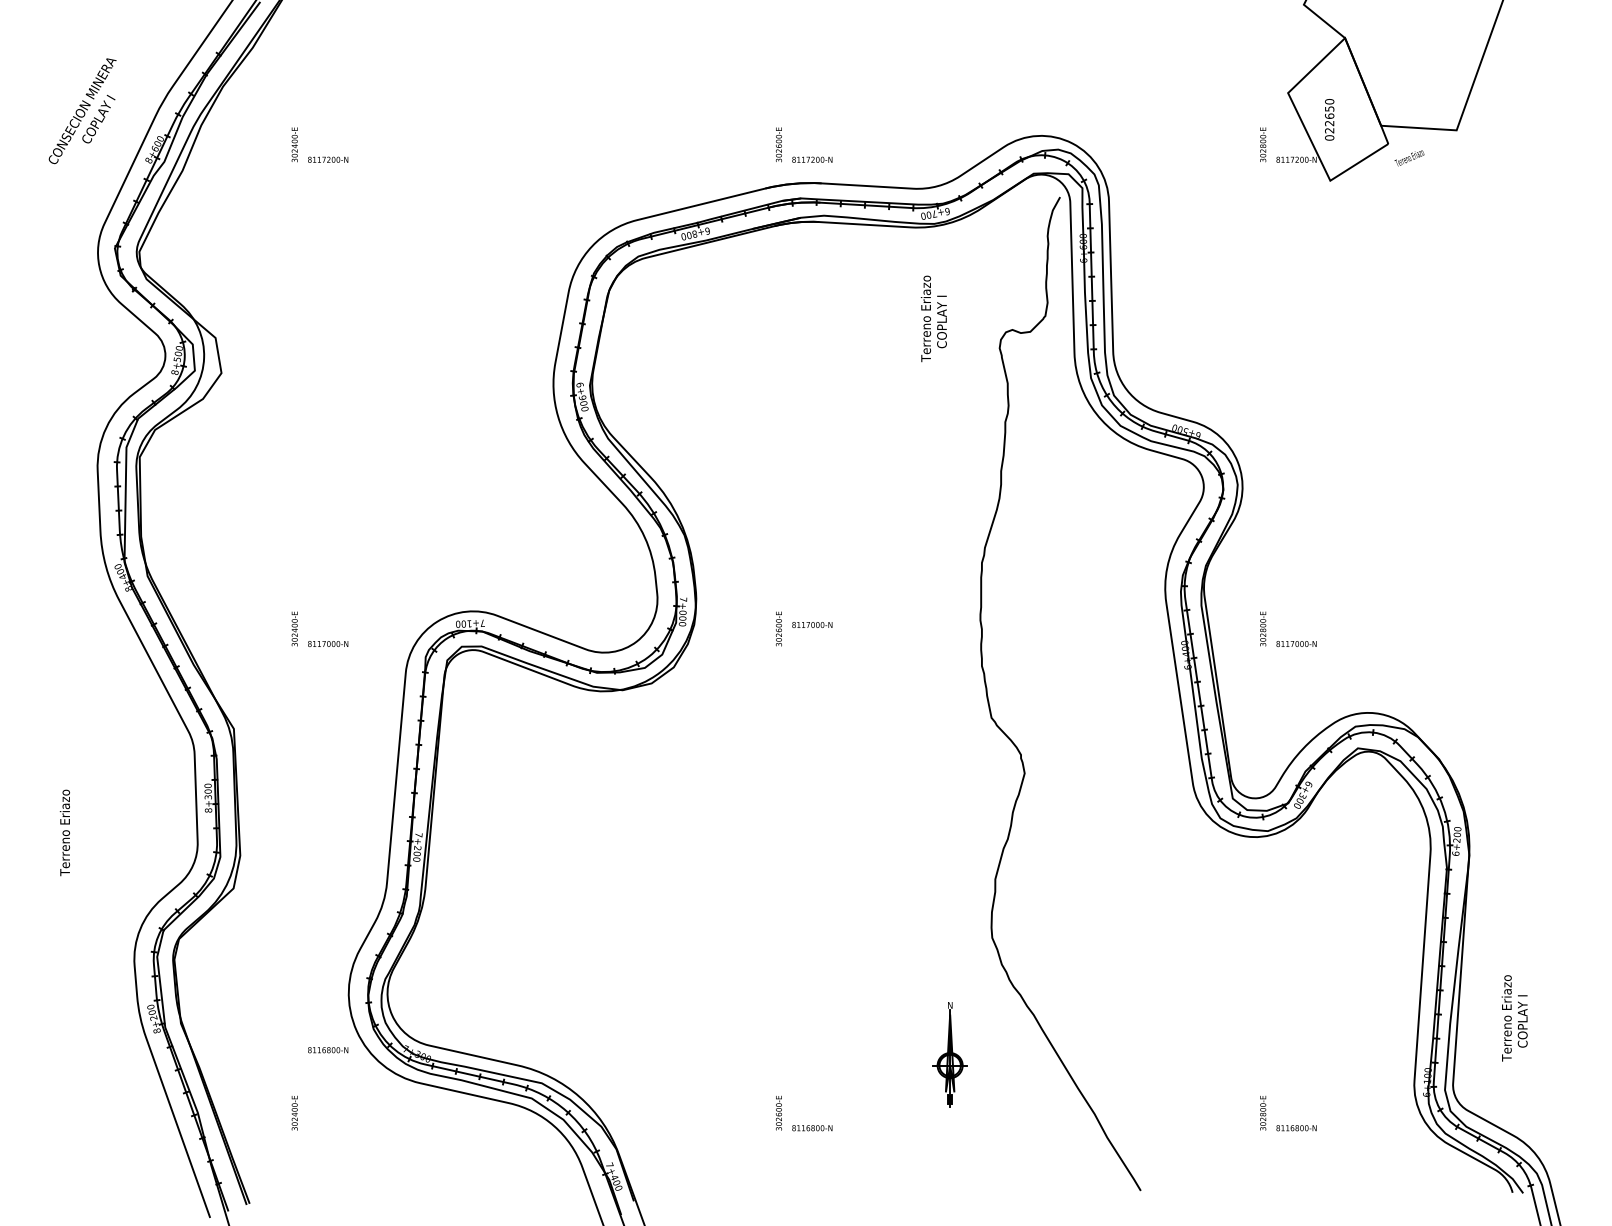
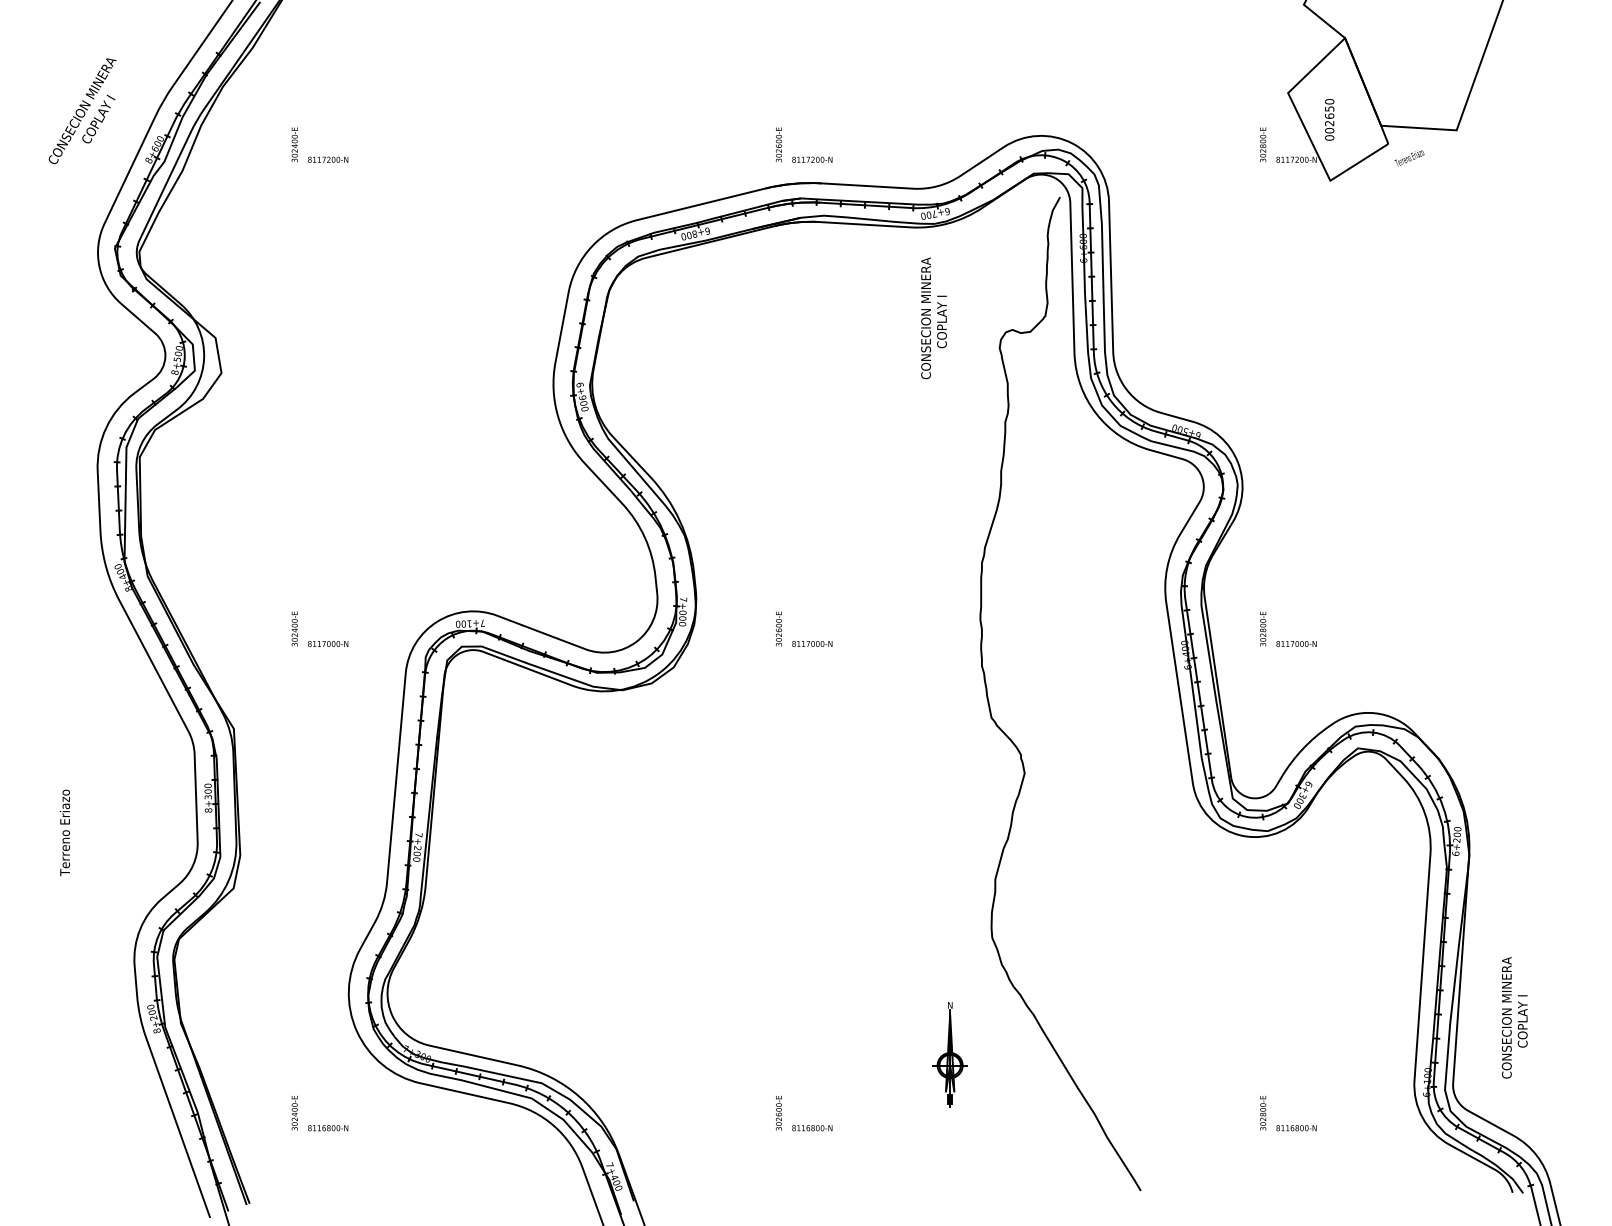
text: 022650 -> 002650 (1329, 130)
text: Terreno Eriazo -> CONSECION MINERA (925, 318)
text position: (812, 624) -> (812, 643) (812, 643)
text: Terreno Eriazo -> CONSECION MINERA (1506, 1017)
text position: (328, 1050) -> (328, 1128) (328, 1128)
